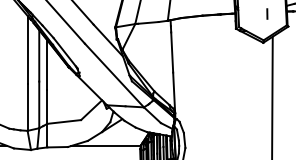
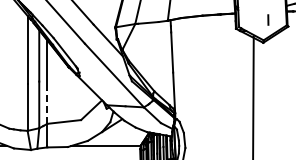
line position: (267, 13) -> (268, 19) (268, 19)
line position: (272, 96) -> (253, 96) (253, 96)
line: solid -> dashed (47, 106)
